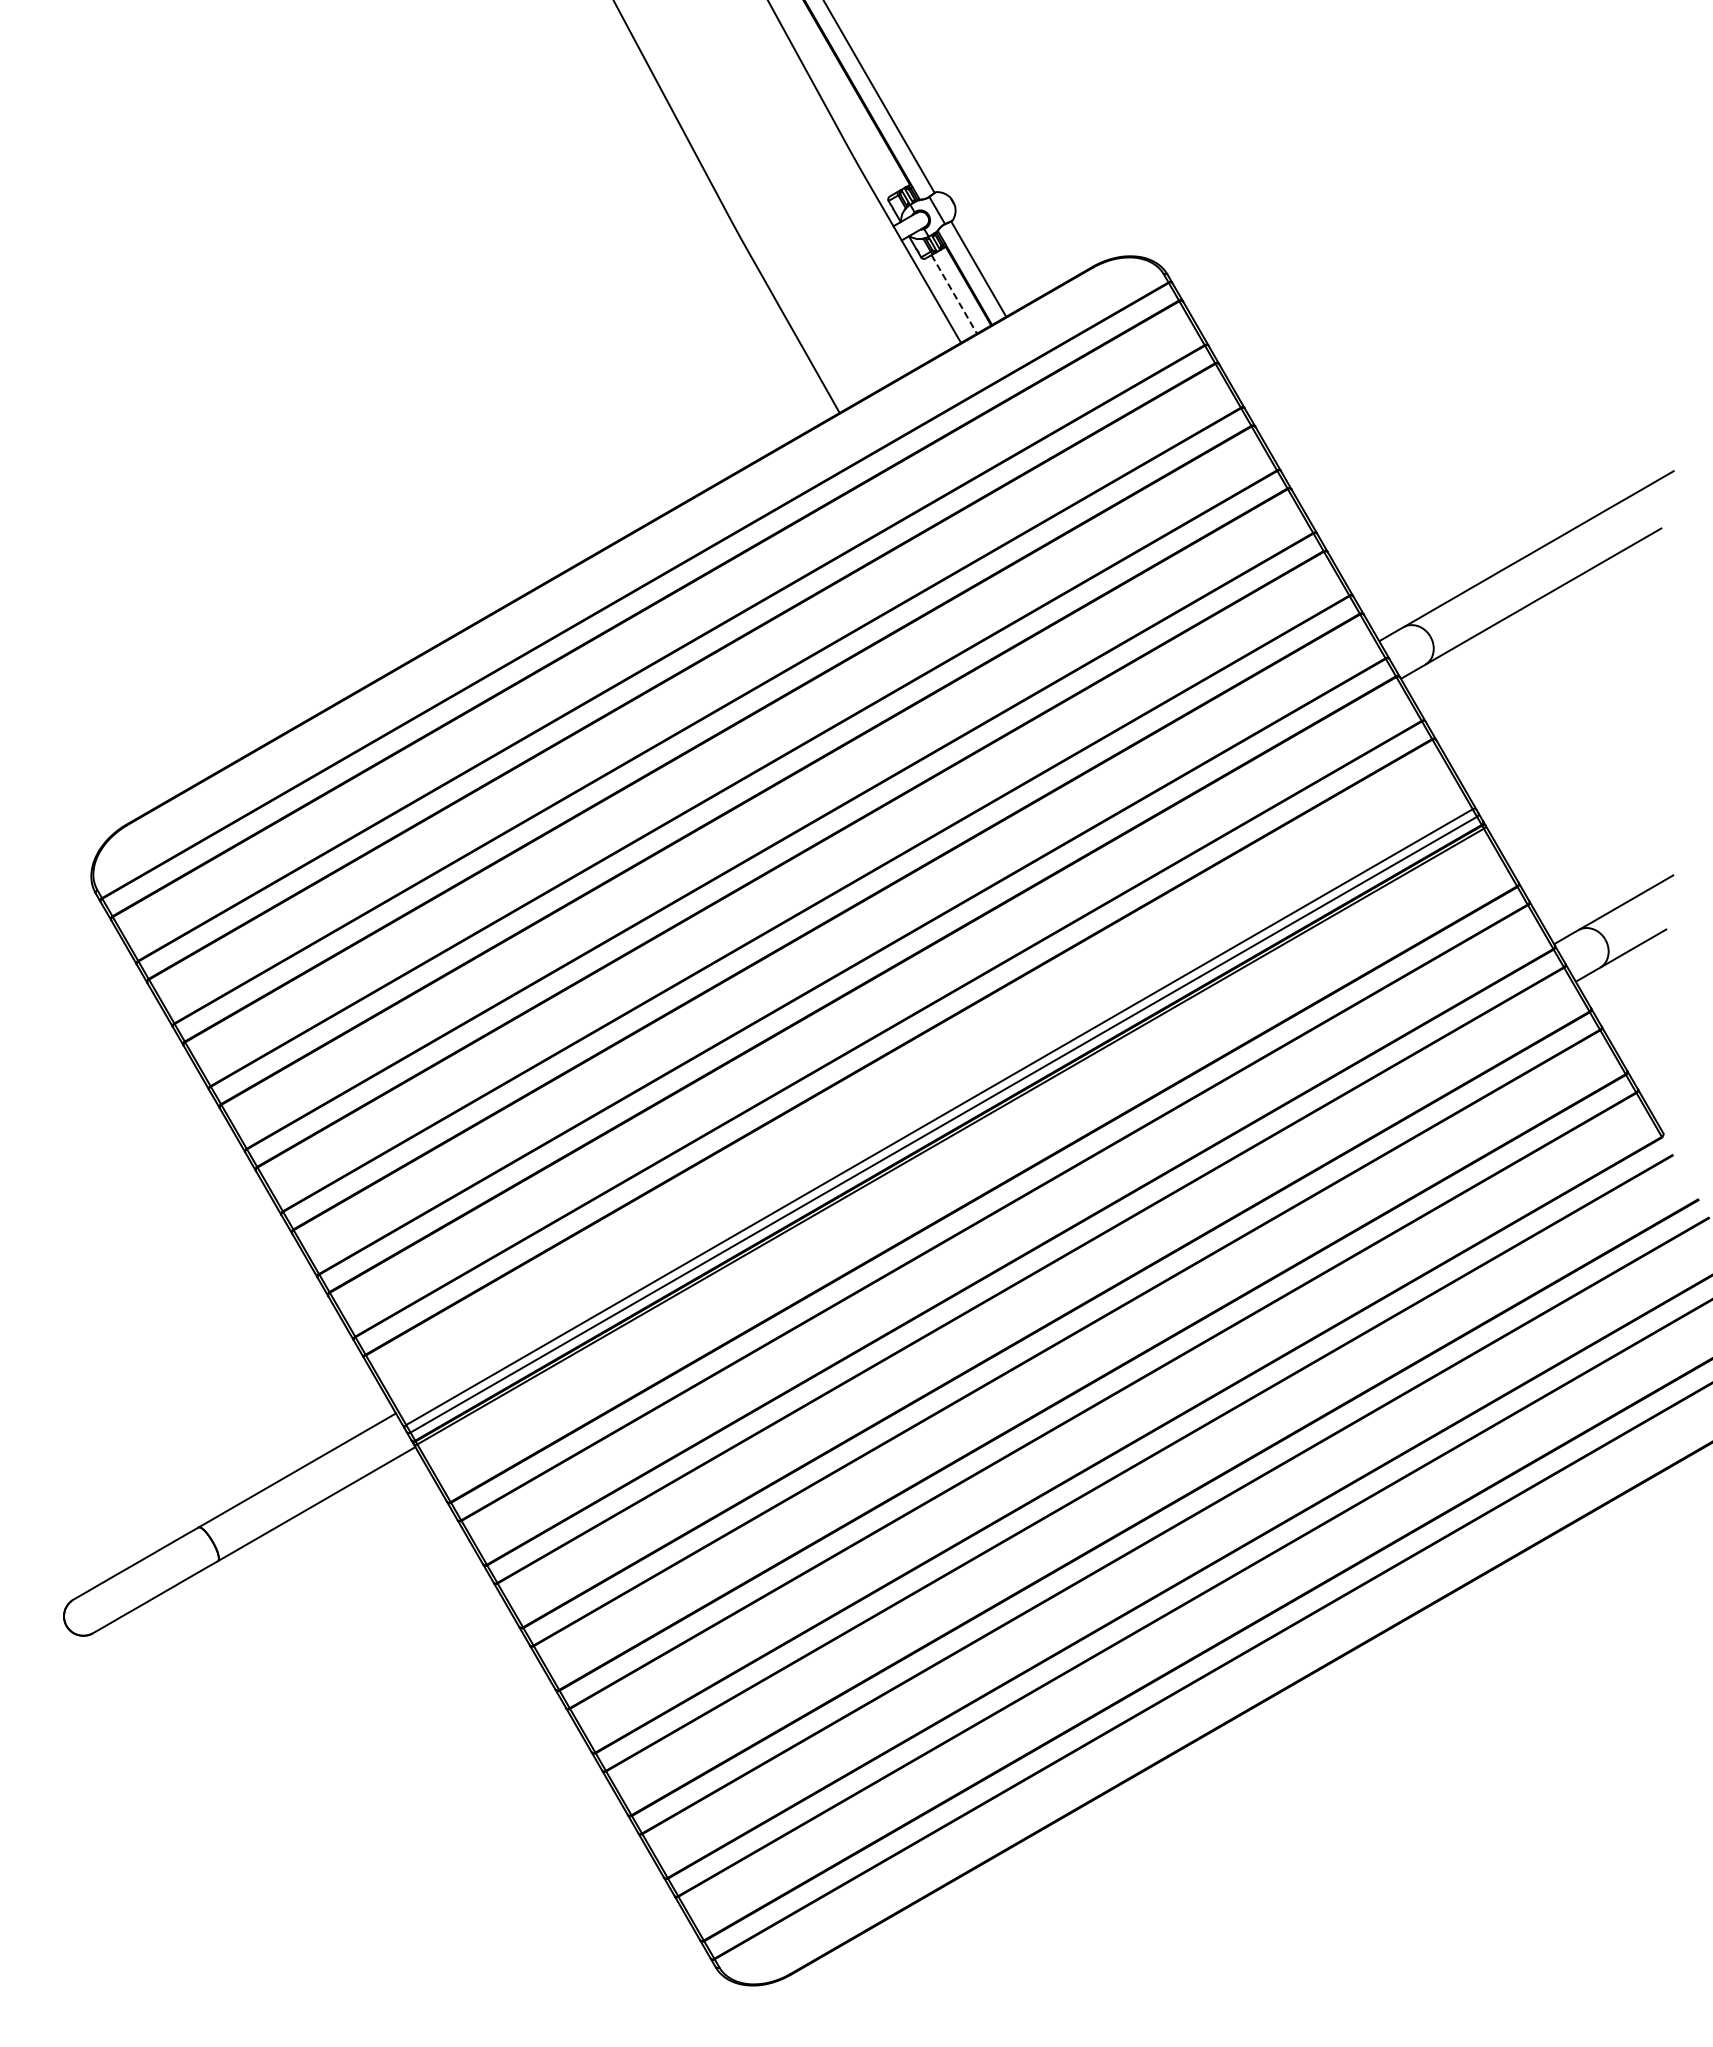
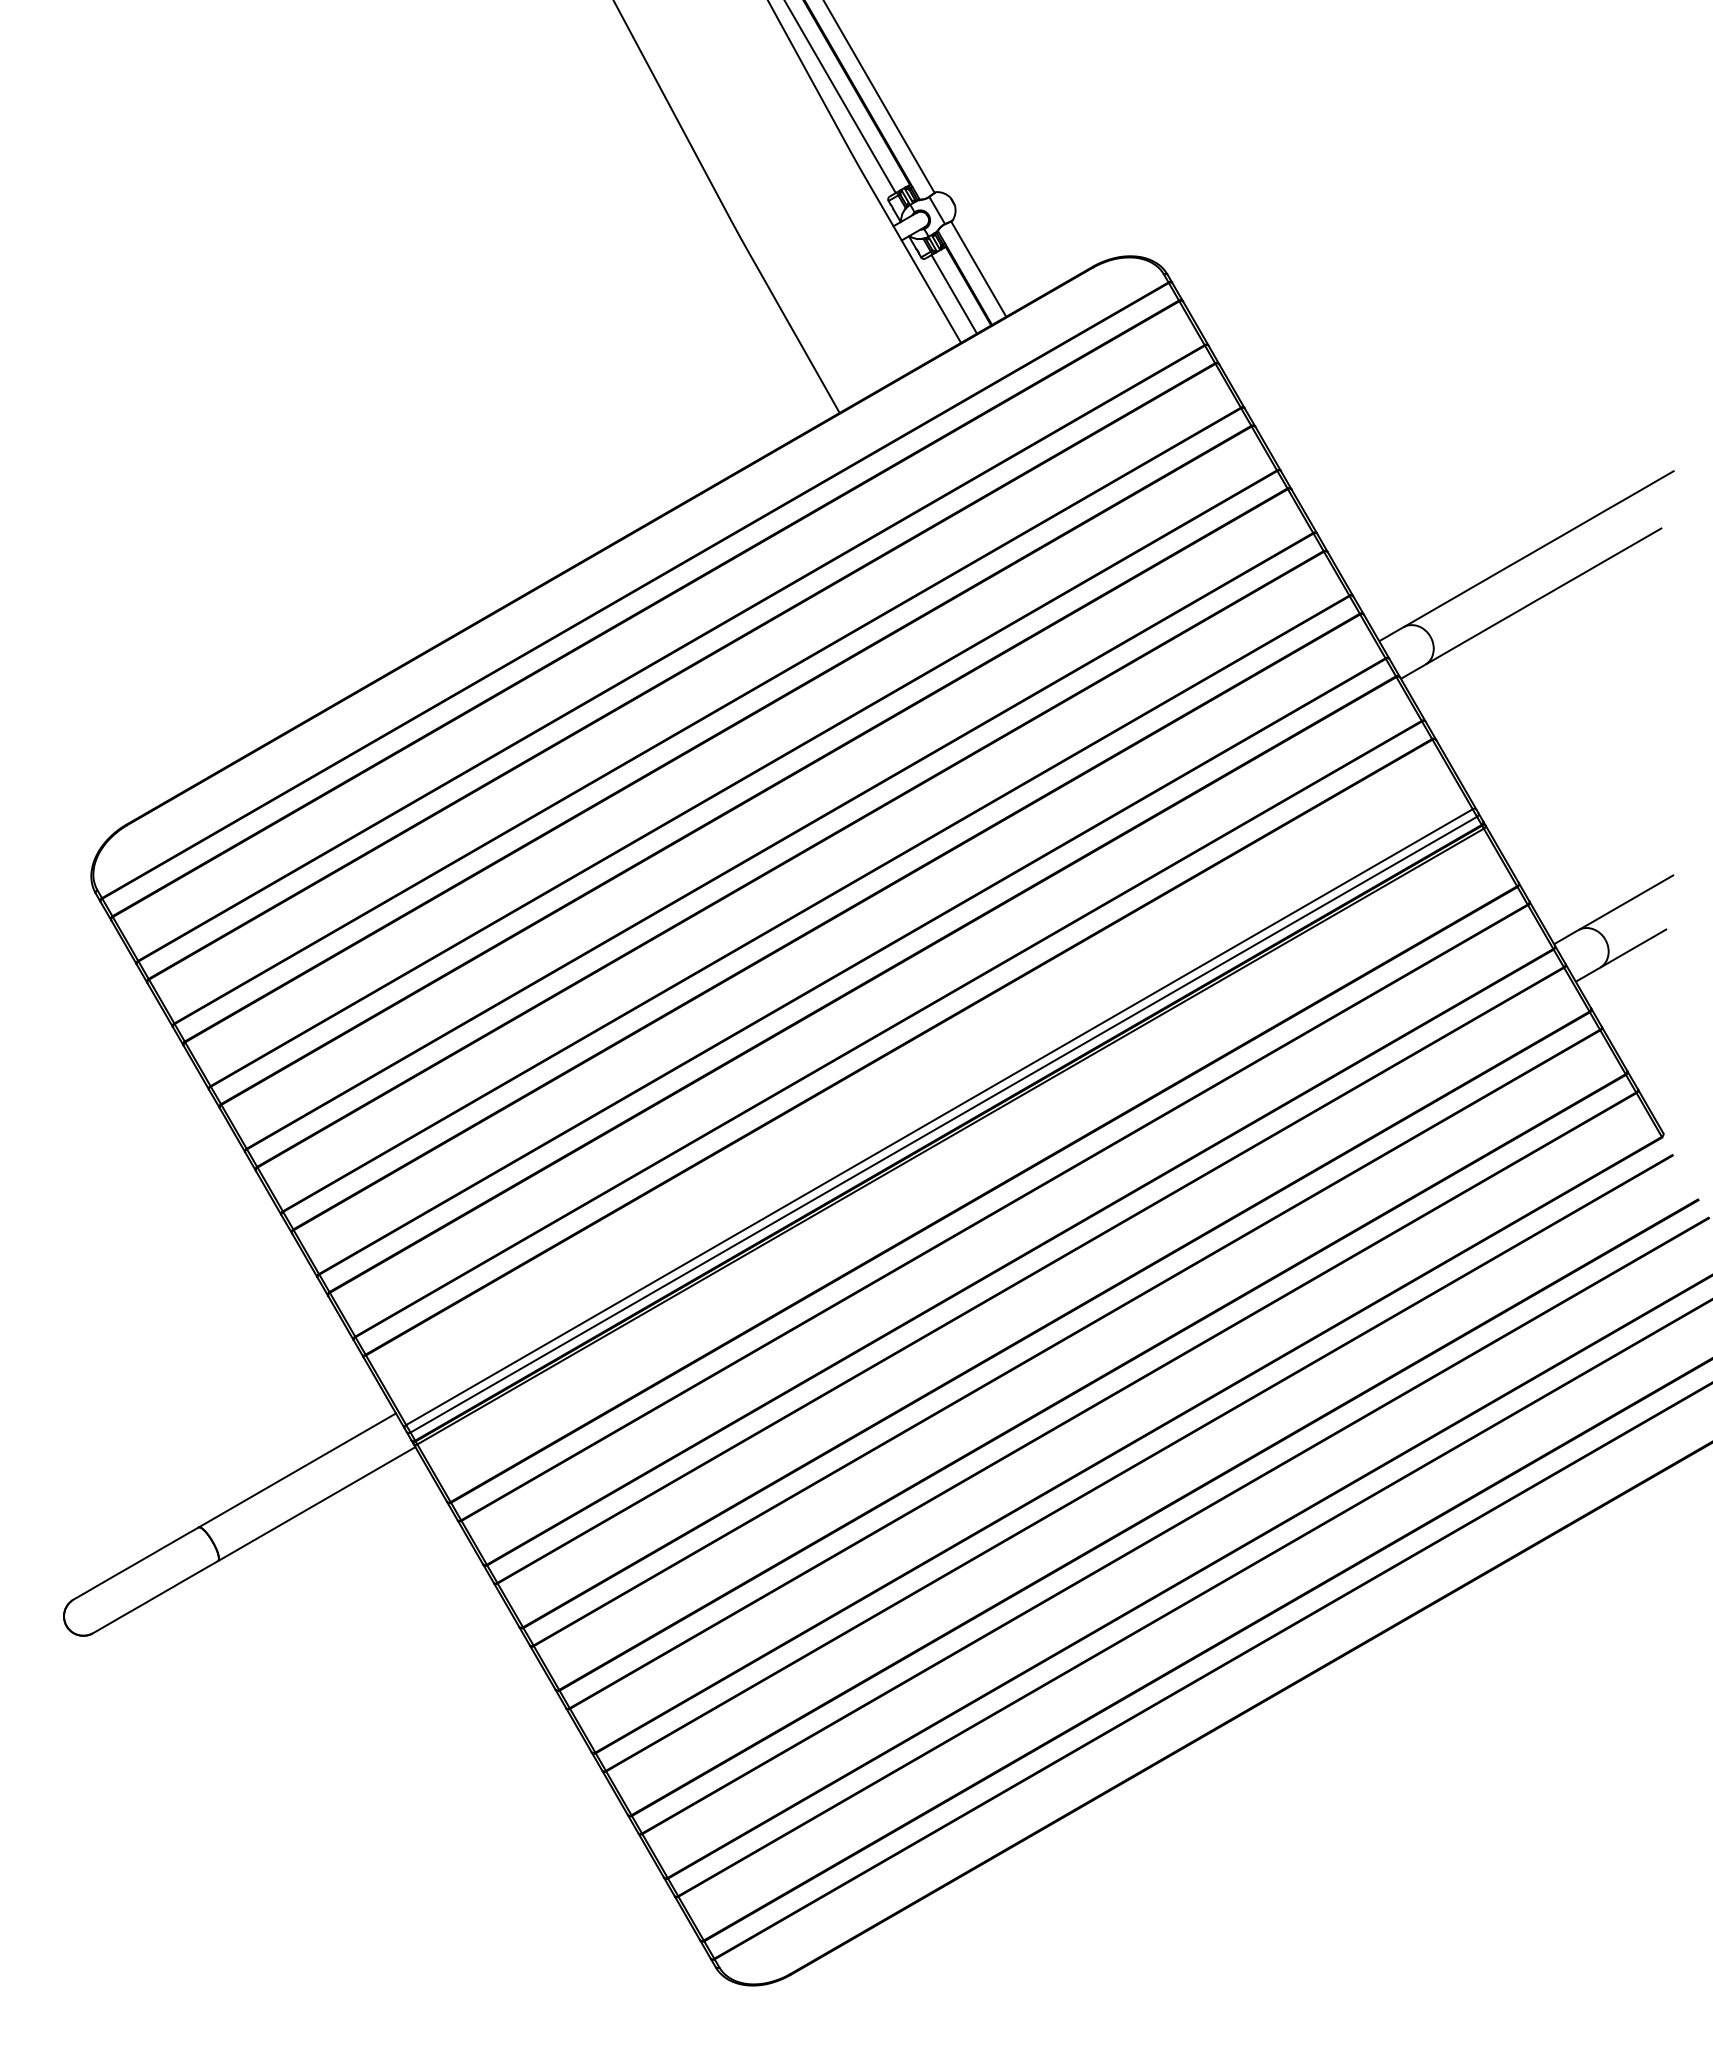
line: none -> present (840, 97)
line: dashed -> solid (954, 294)
